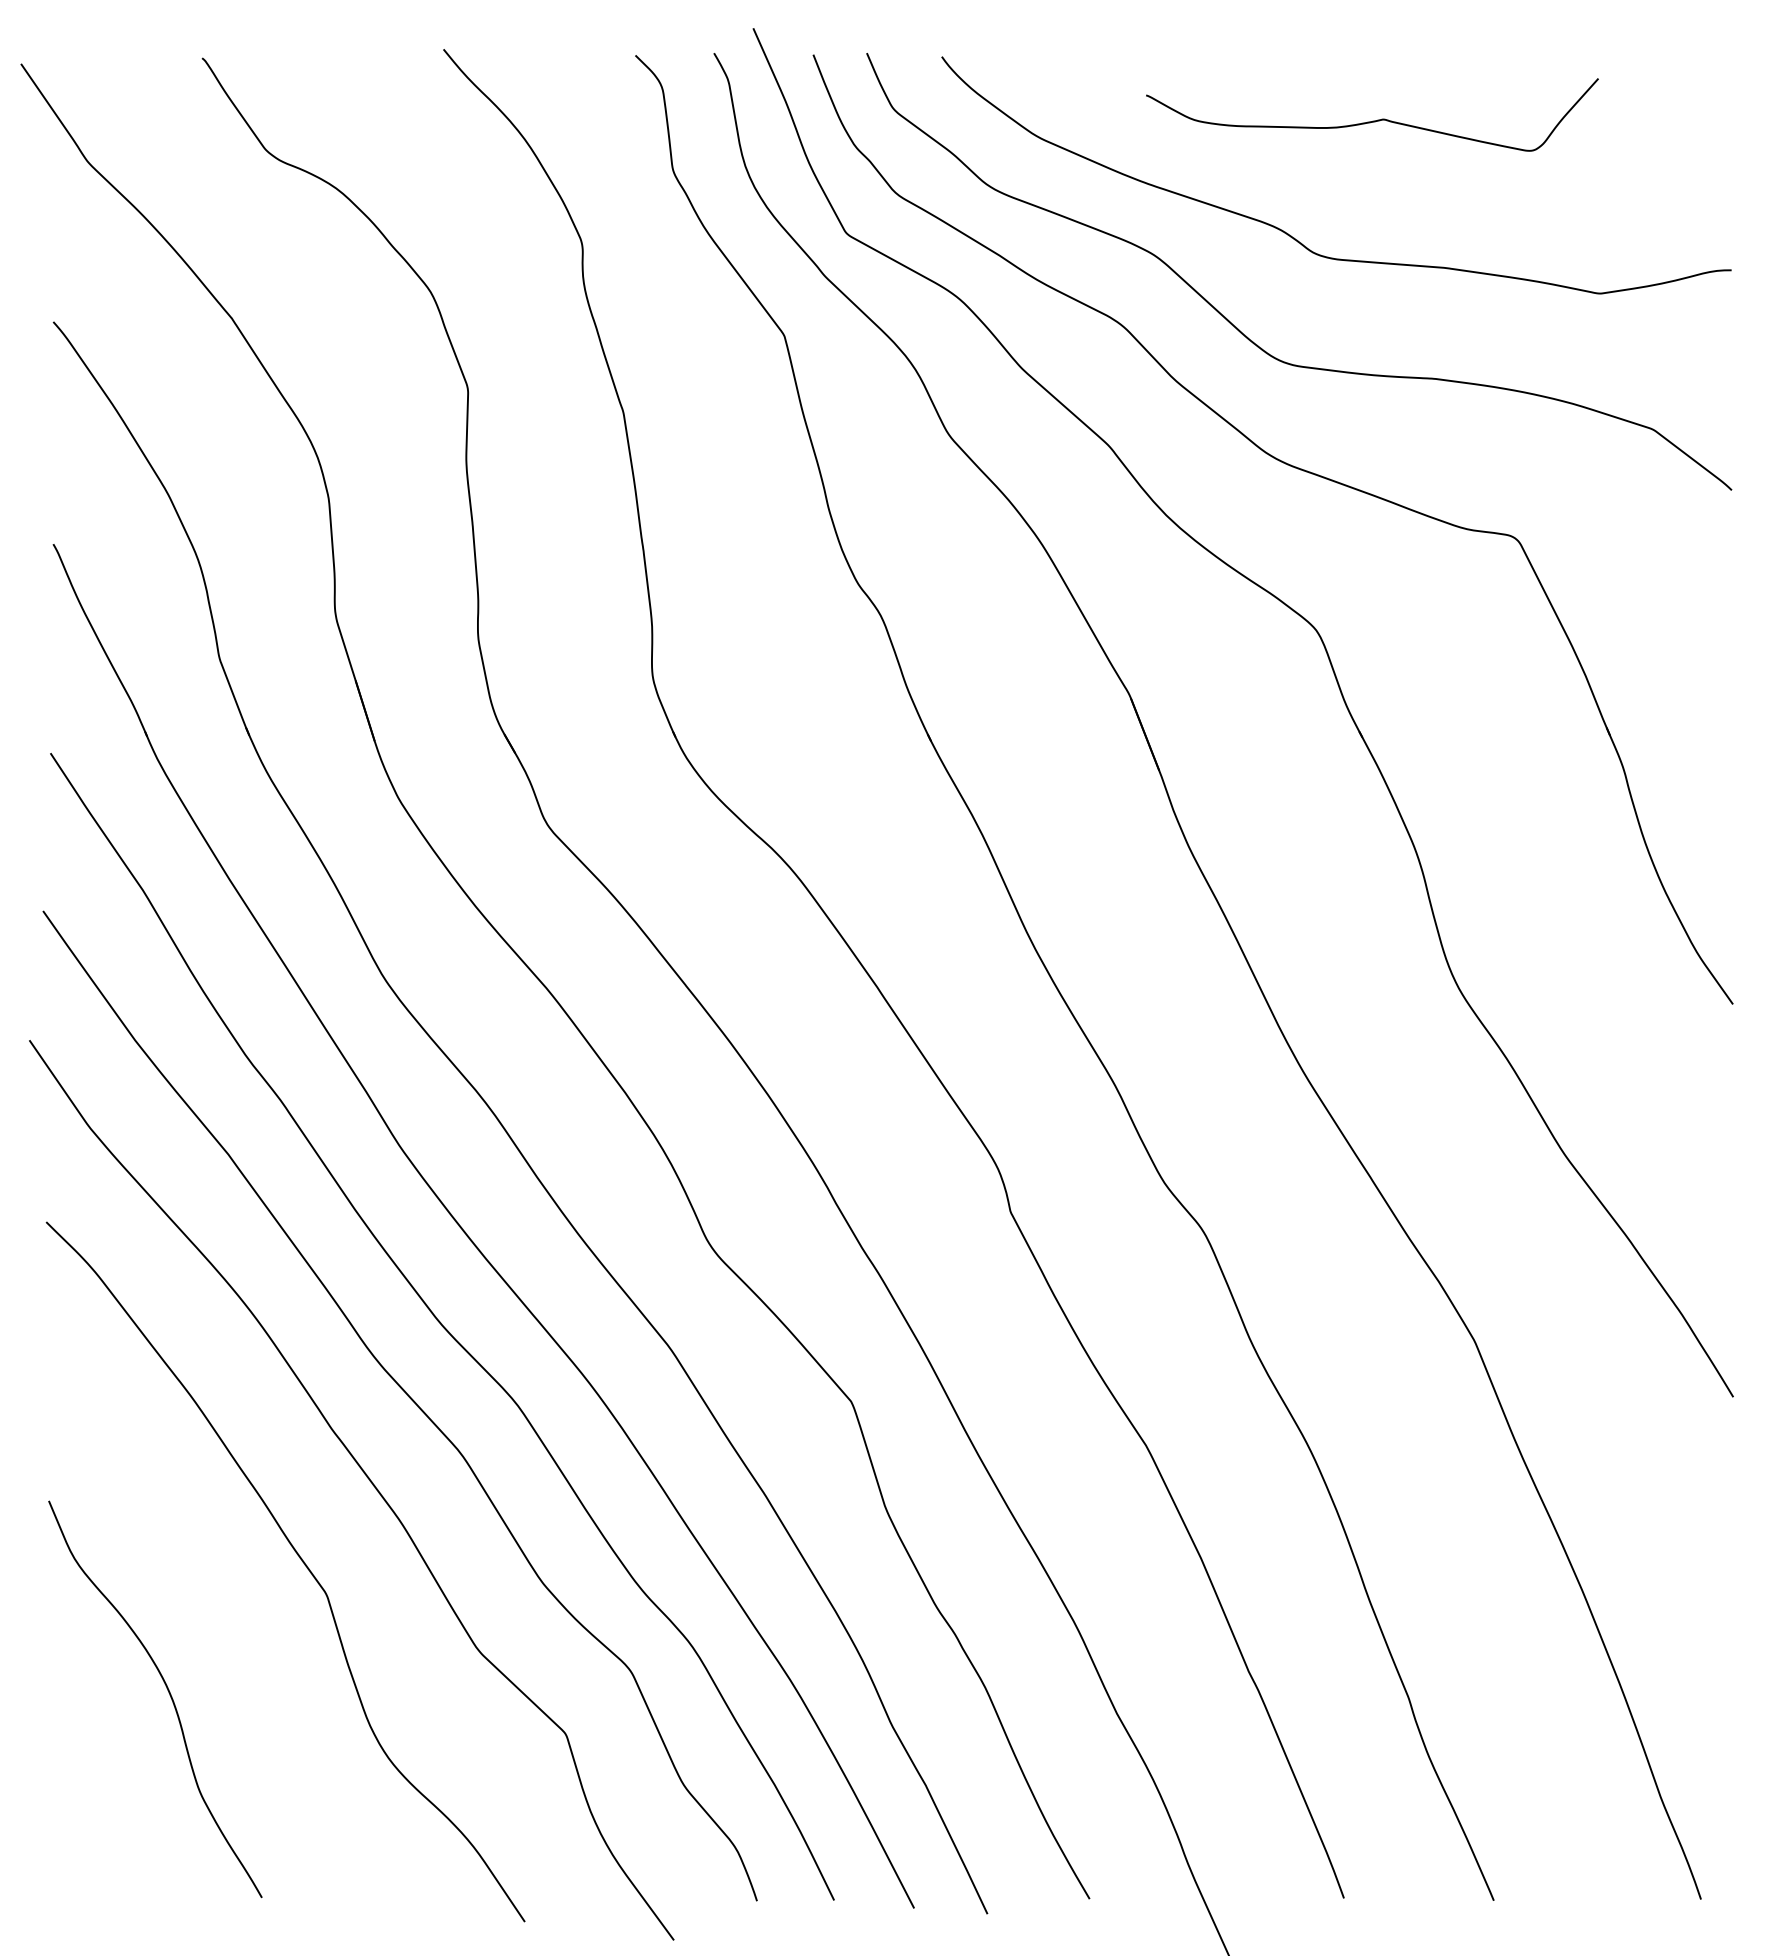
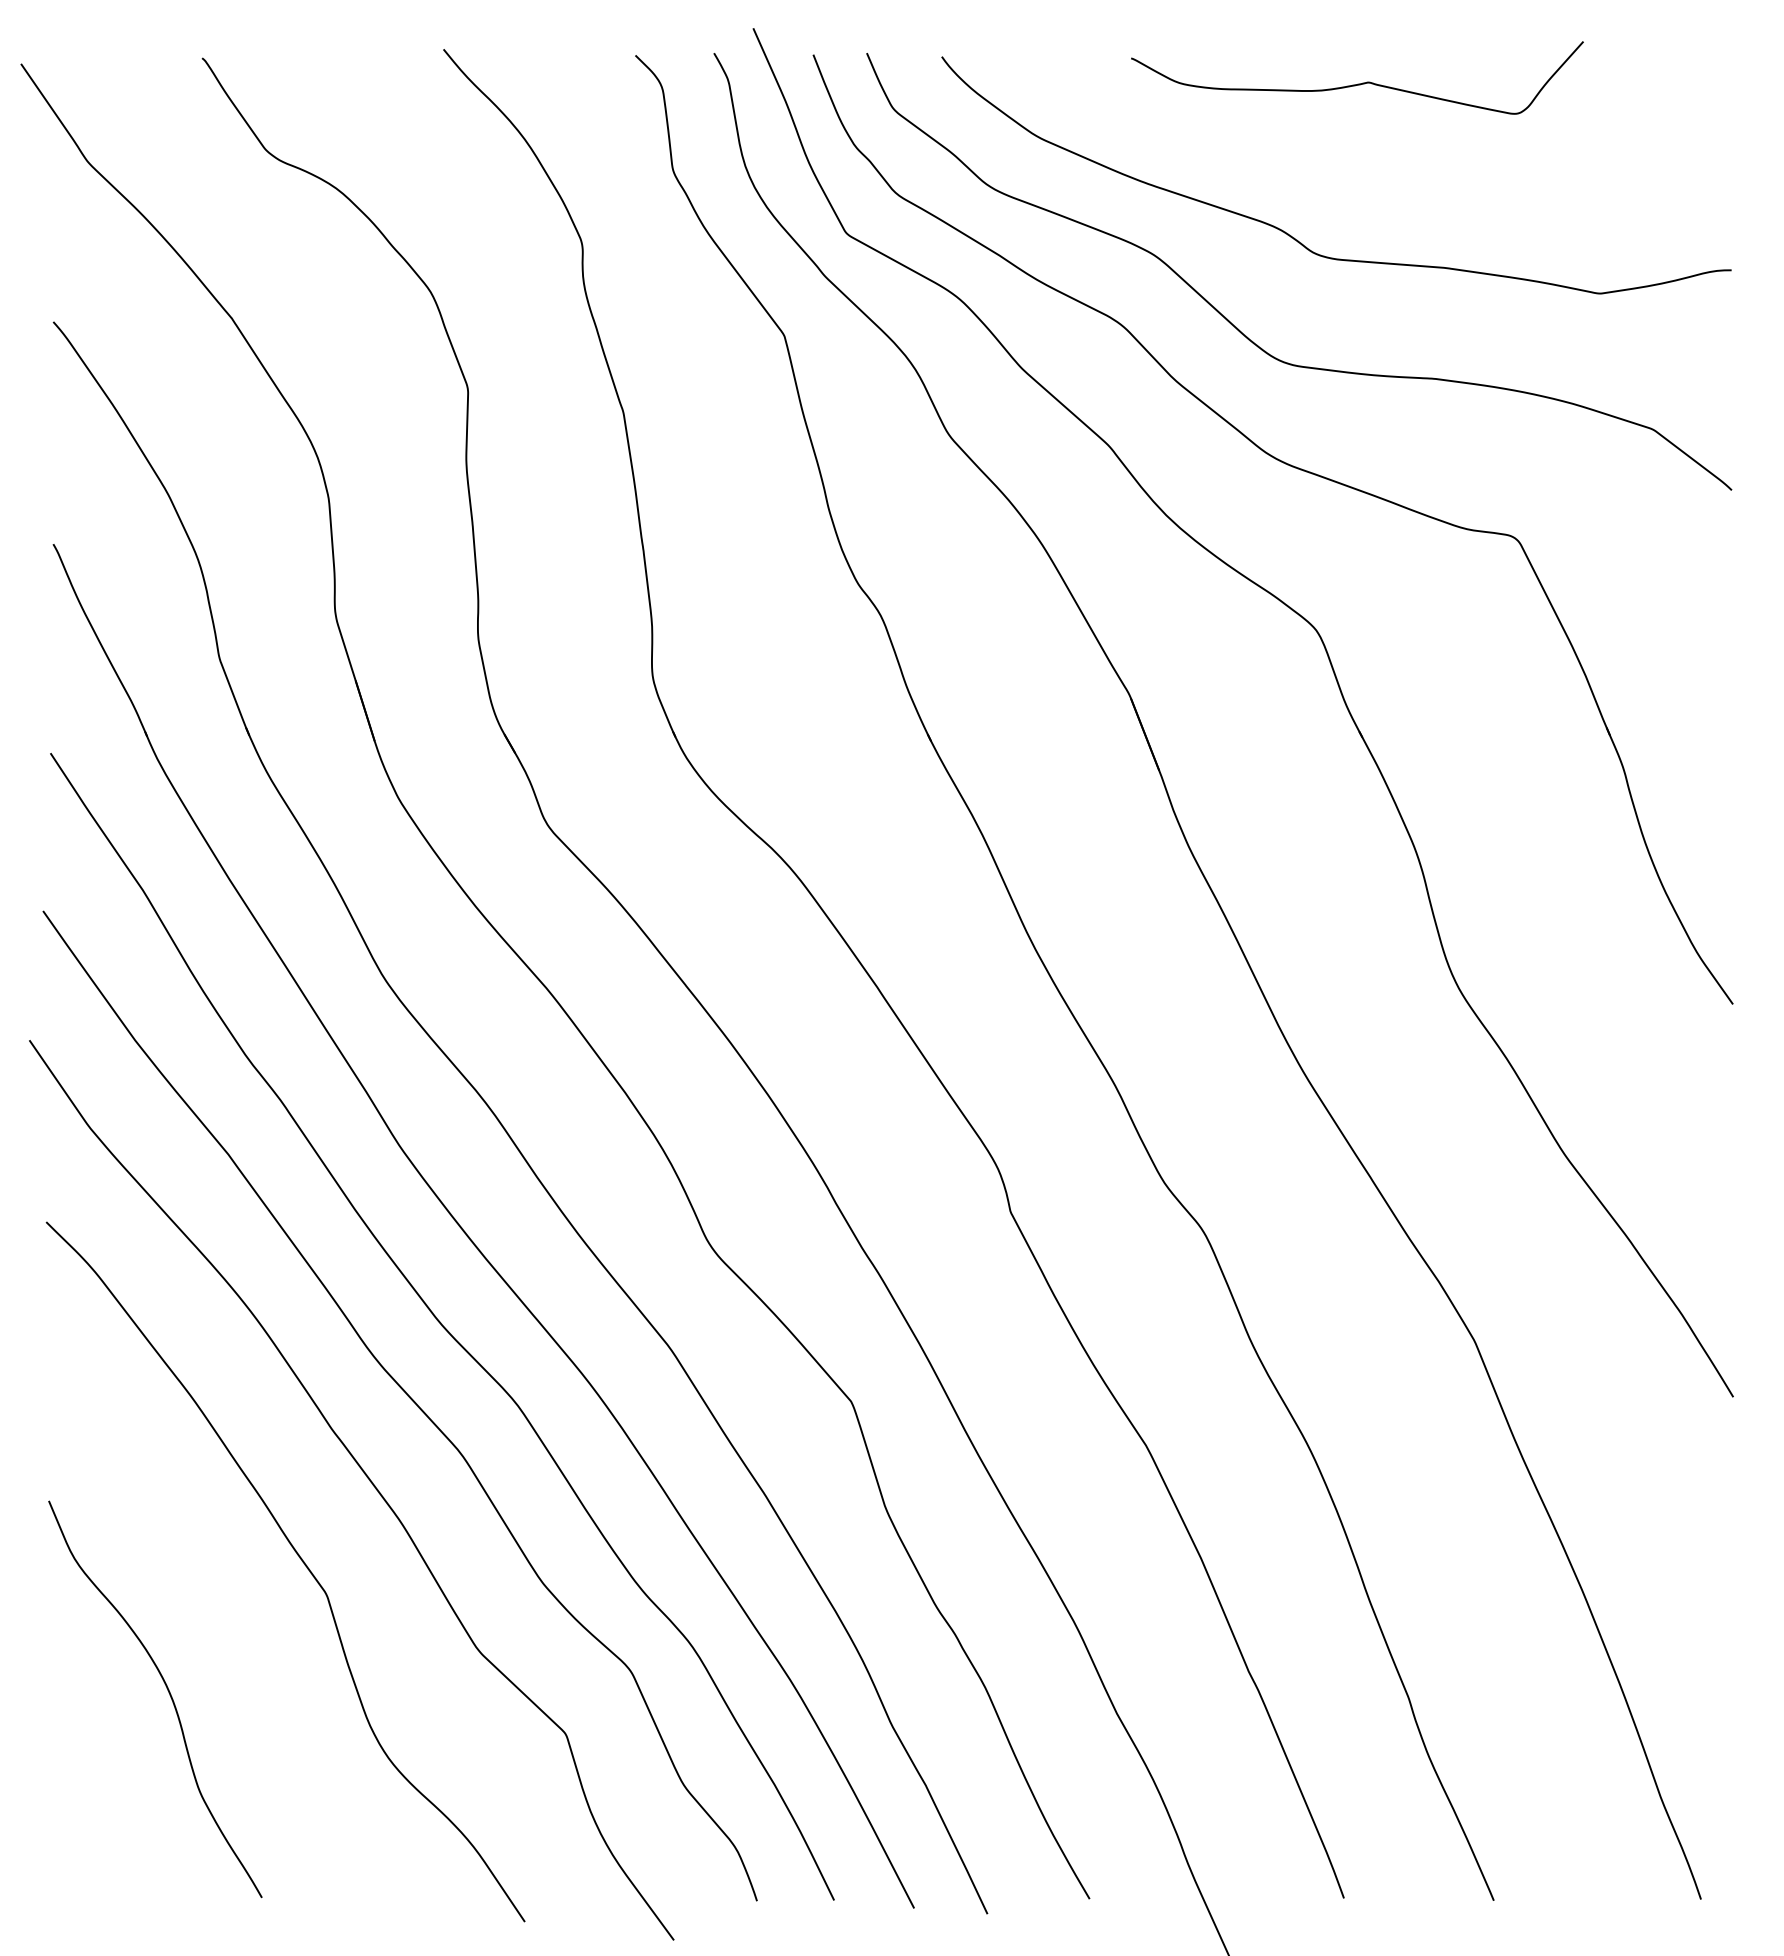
curve position: (1372, 120) -> (1357, 83) (1357, 83)
